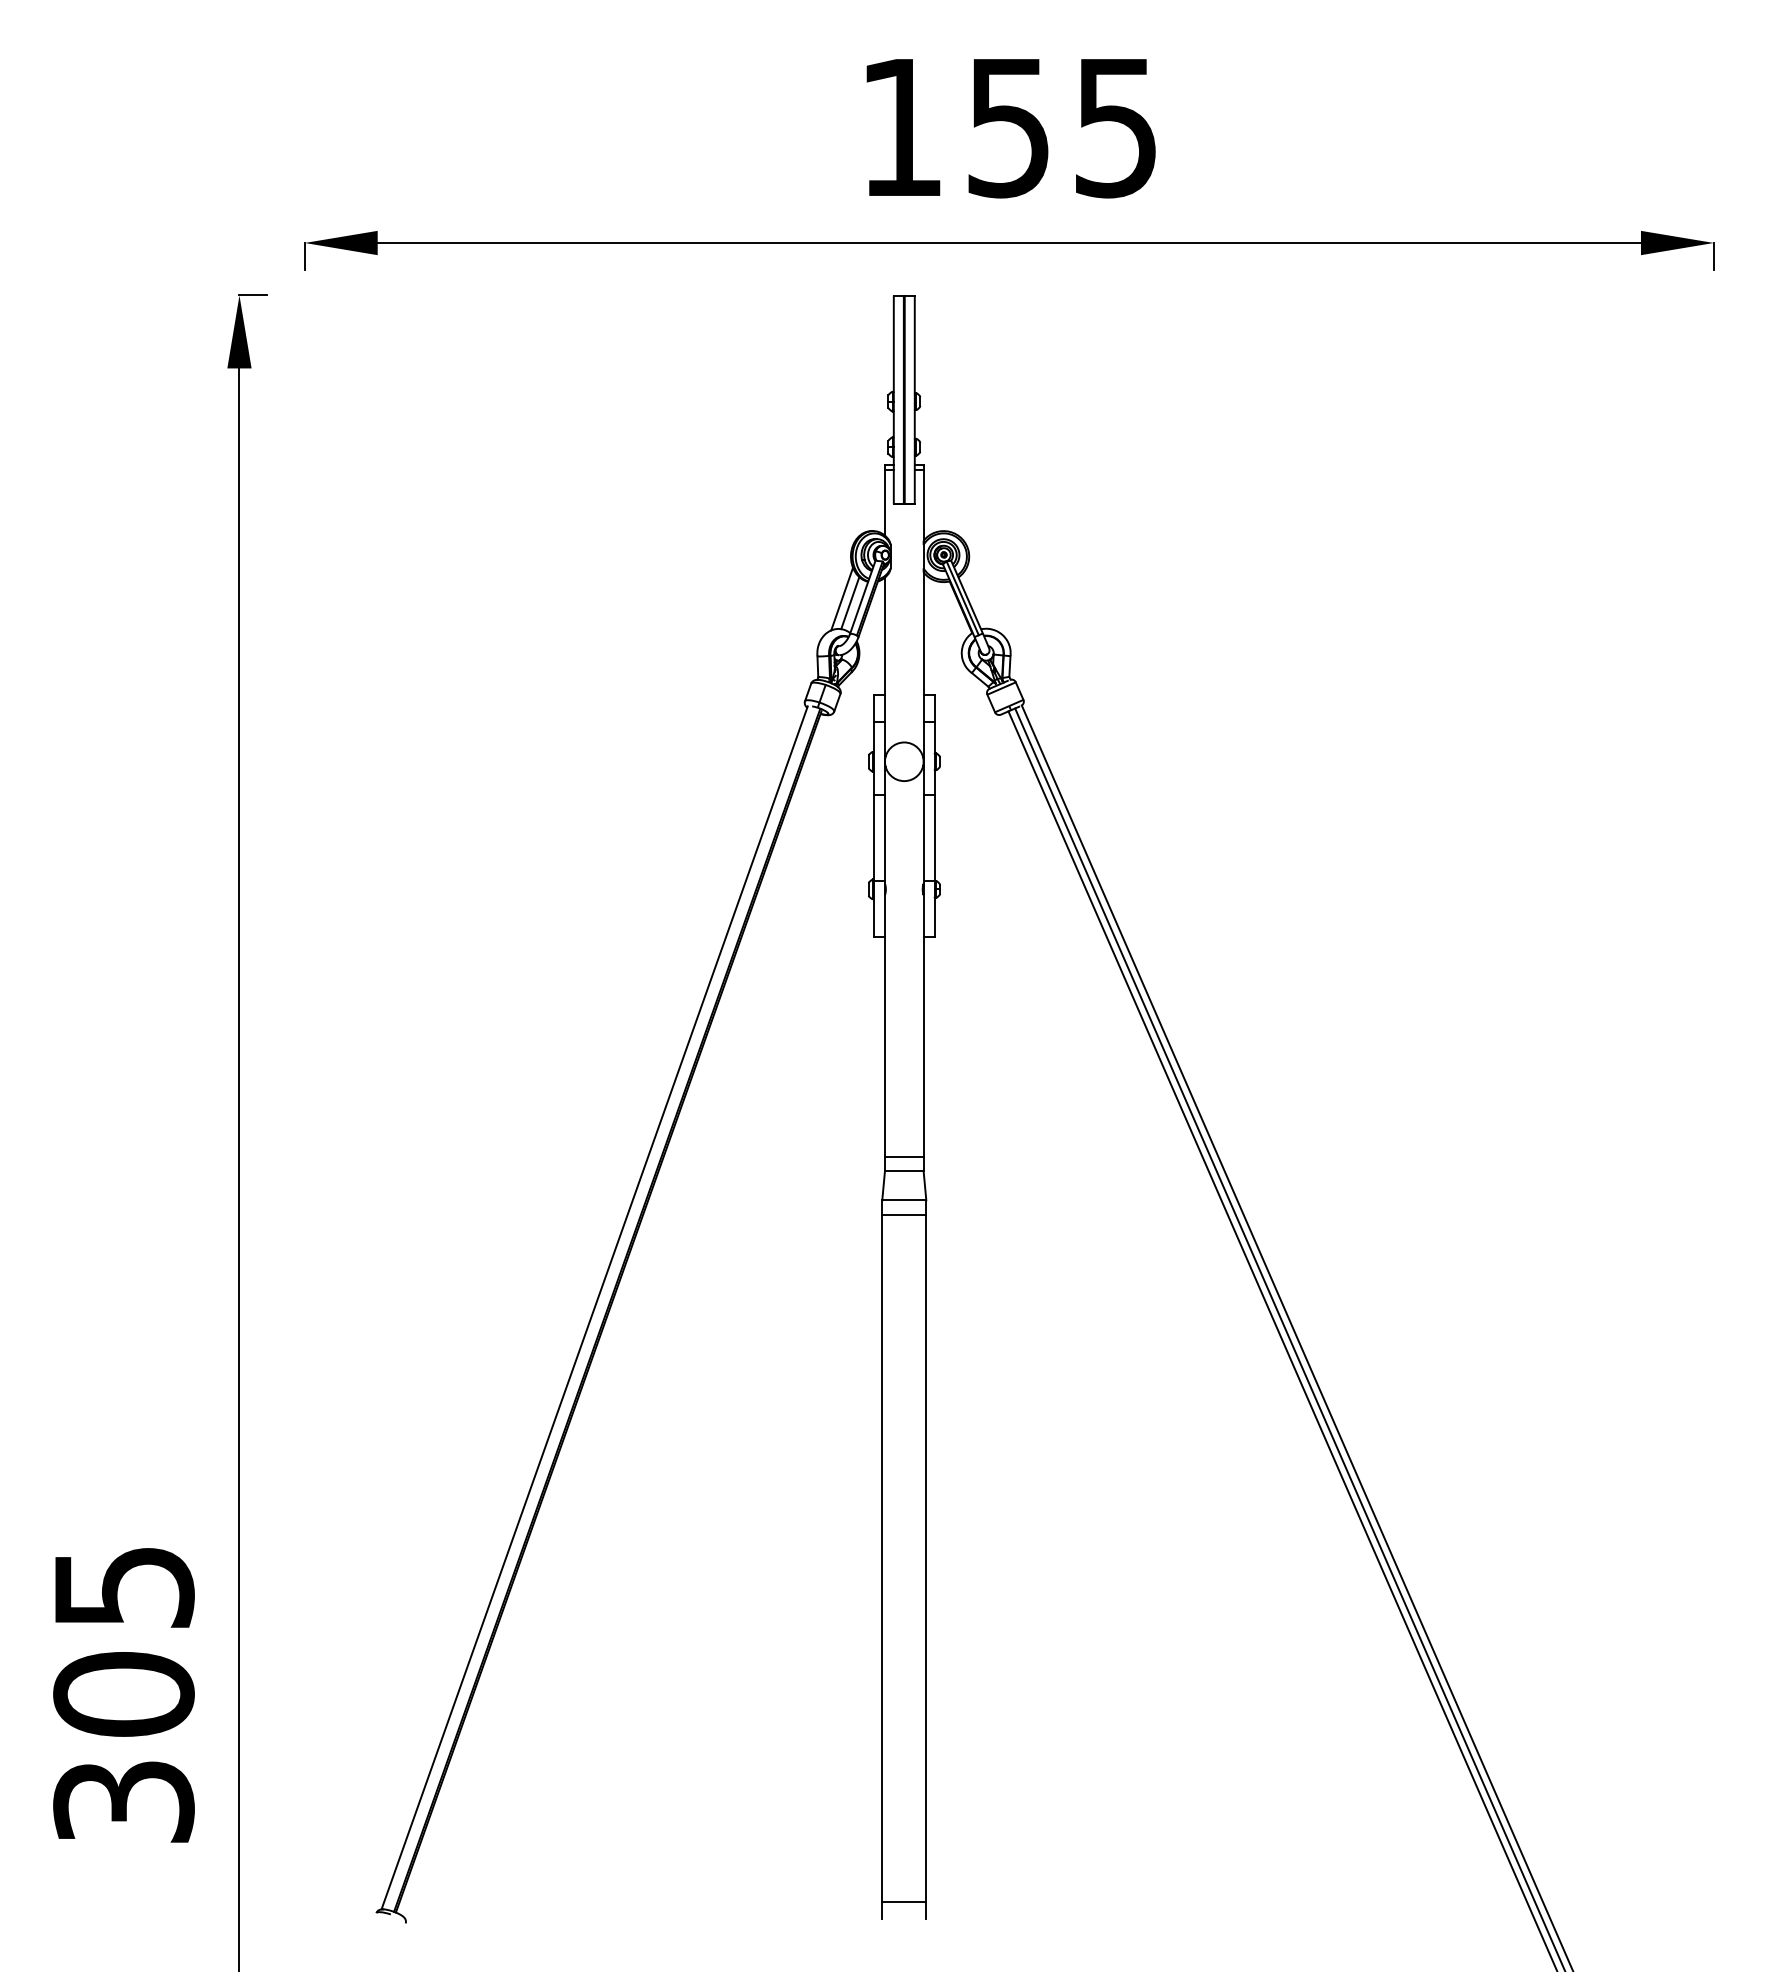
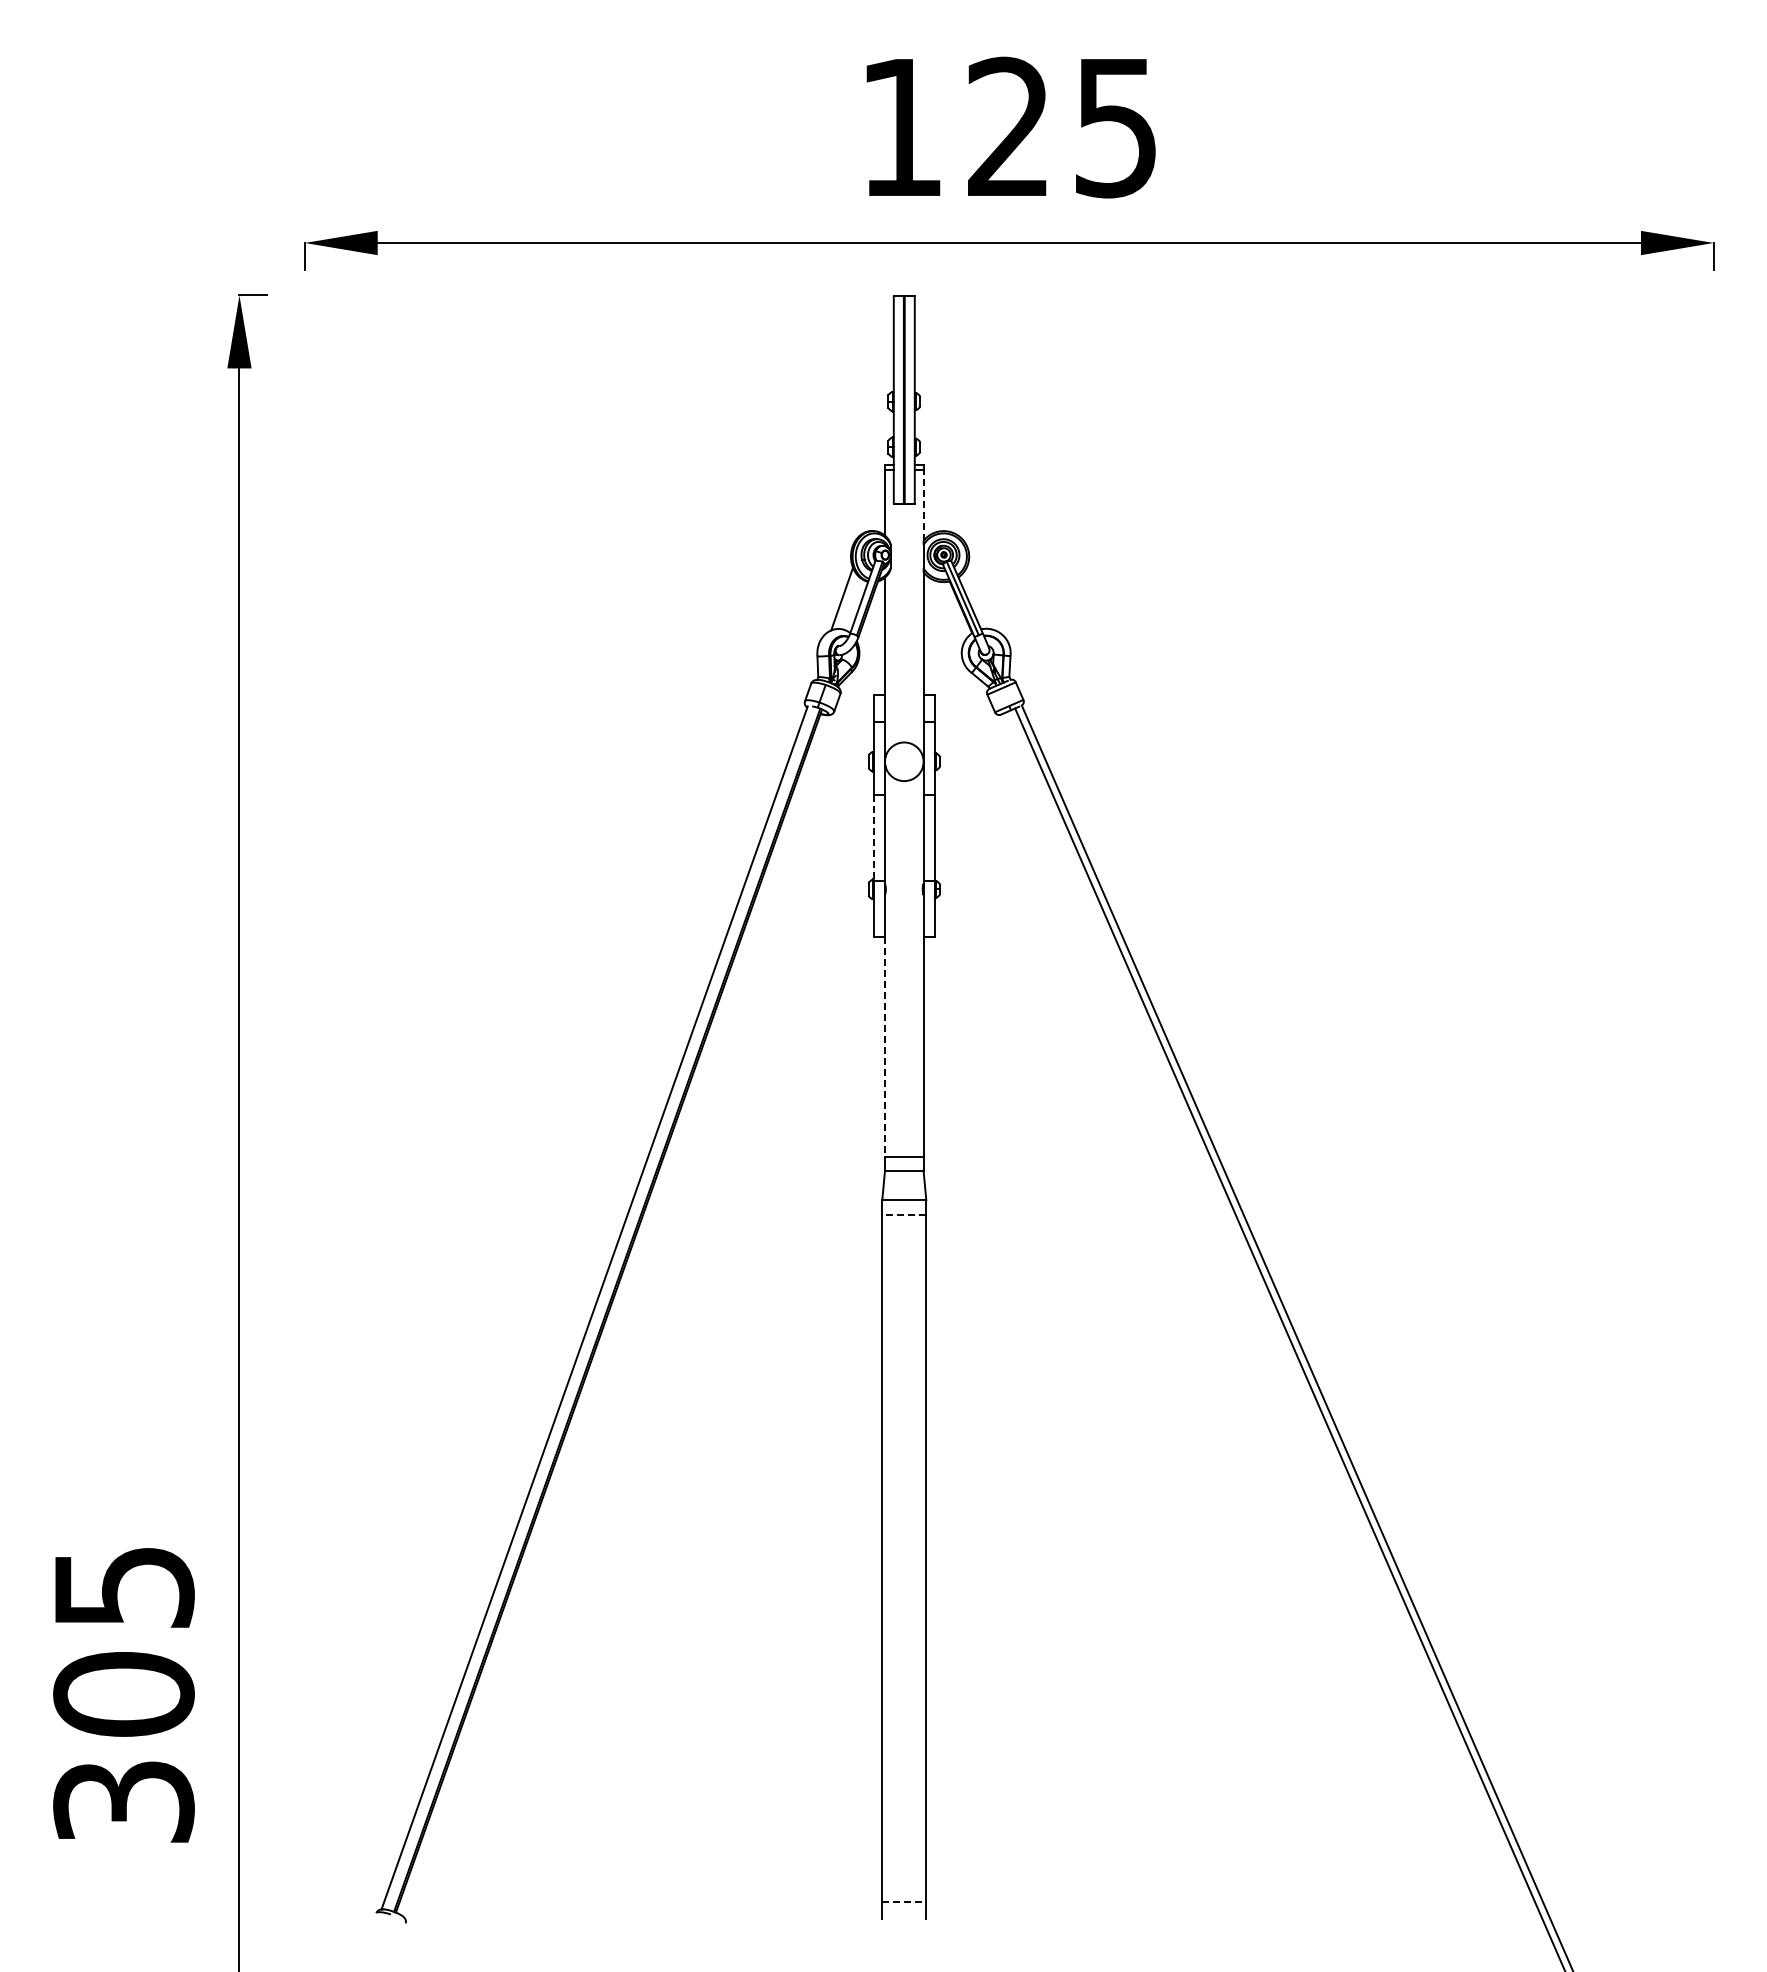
text: 155 -> 125 (1008, 127)
line: solid -> dashed (923, 504)
line: present -> none (850, 603)
line: solid -> dashed (874, 838)
line: solid -> dashed (884, 1046)
line: solid -> dashed (903, 1214)
line: present -> none (1282, 1339)
line: solid -> dashed (904, 1901)
